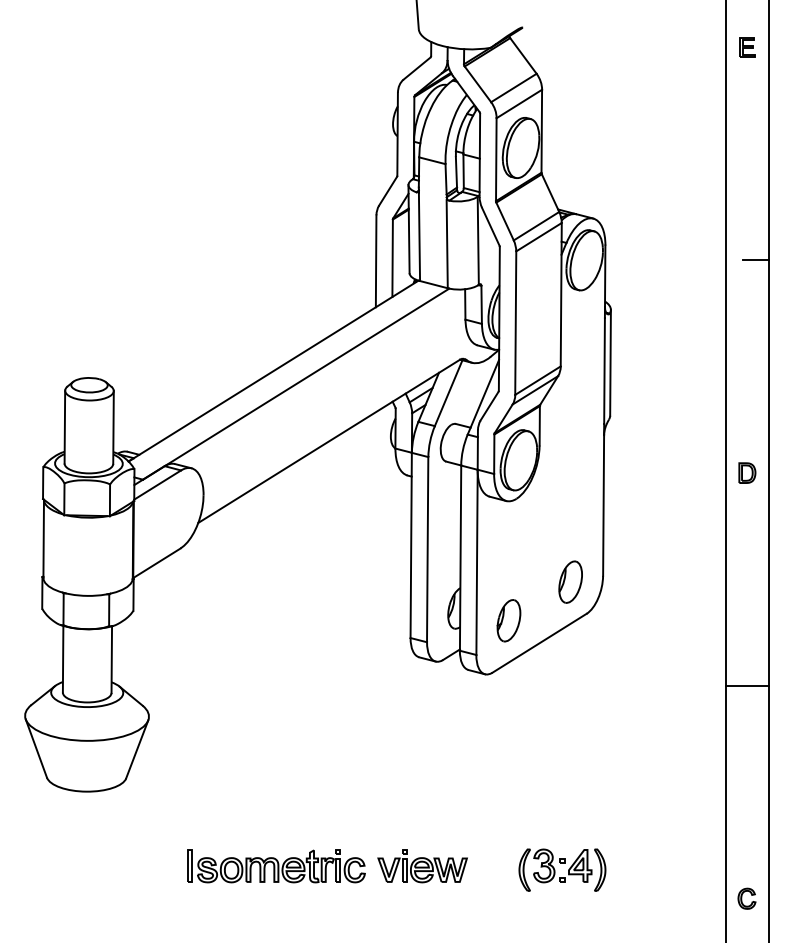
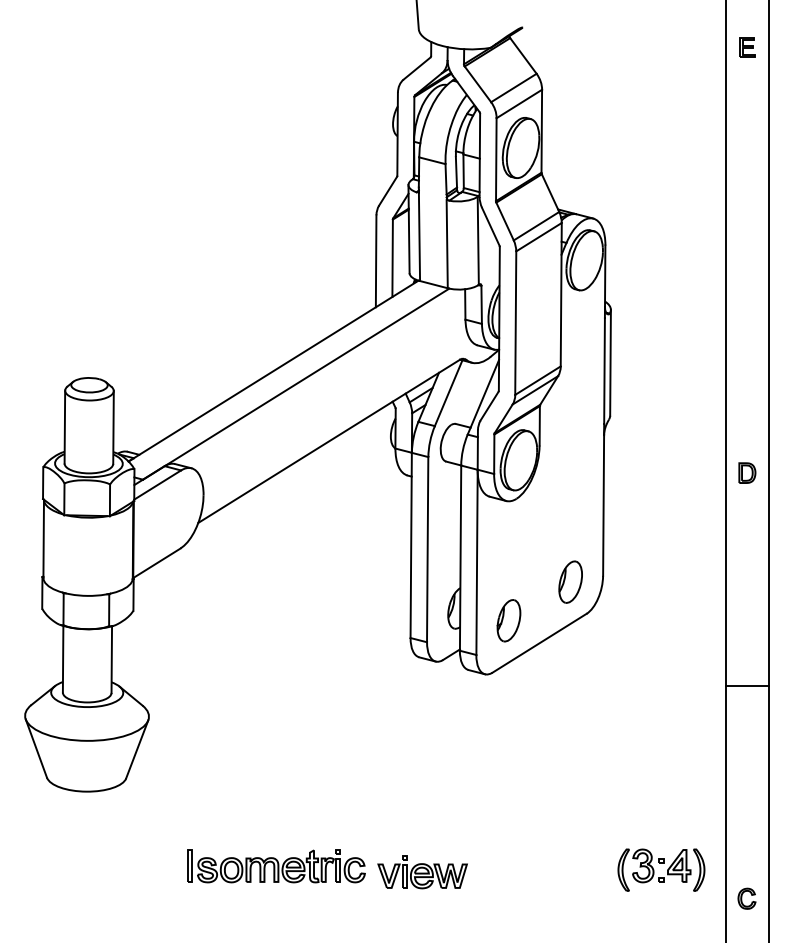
line: present -> none (756, 260)
part position: (422, 866) -> (422, 872) (422, 872)
part position: (562, 869) -> (661, 869) (661, 869)
